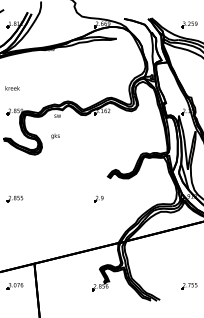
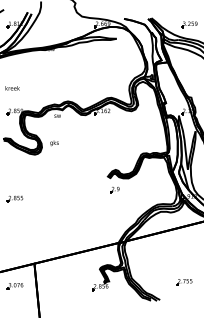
text position: (55, 136) -> (54, 143) (54, 143)
part position: (98, 199) -> (114, 190) (114, 190)
part position: (189, 286) -> (184, 282) (184, 282)
